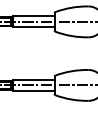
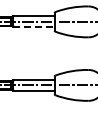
line: solid -> dashed (33, 27)
